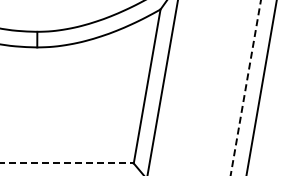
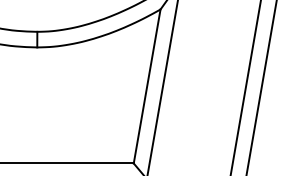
line: dashed -> solid (245, 87)
line: dashed -> solid (67, 163)
